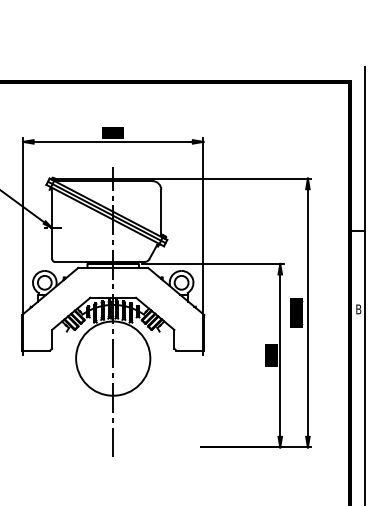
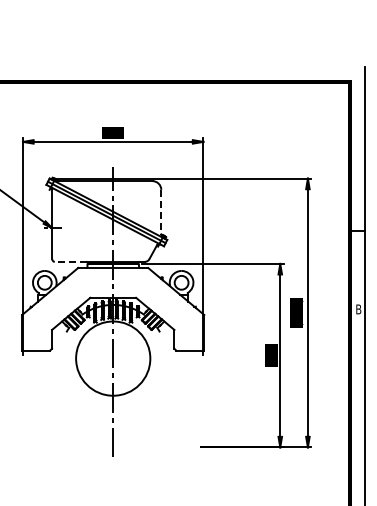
line: solid -> dashed (161, 212)
line: solid -> dashed (70, 261)
